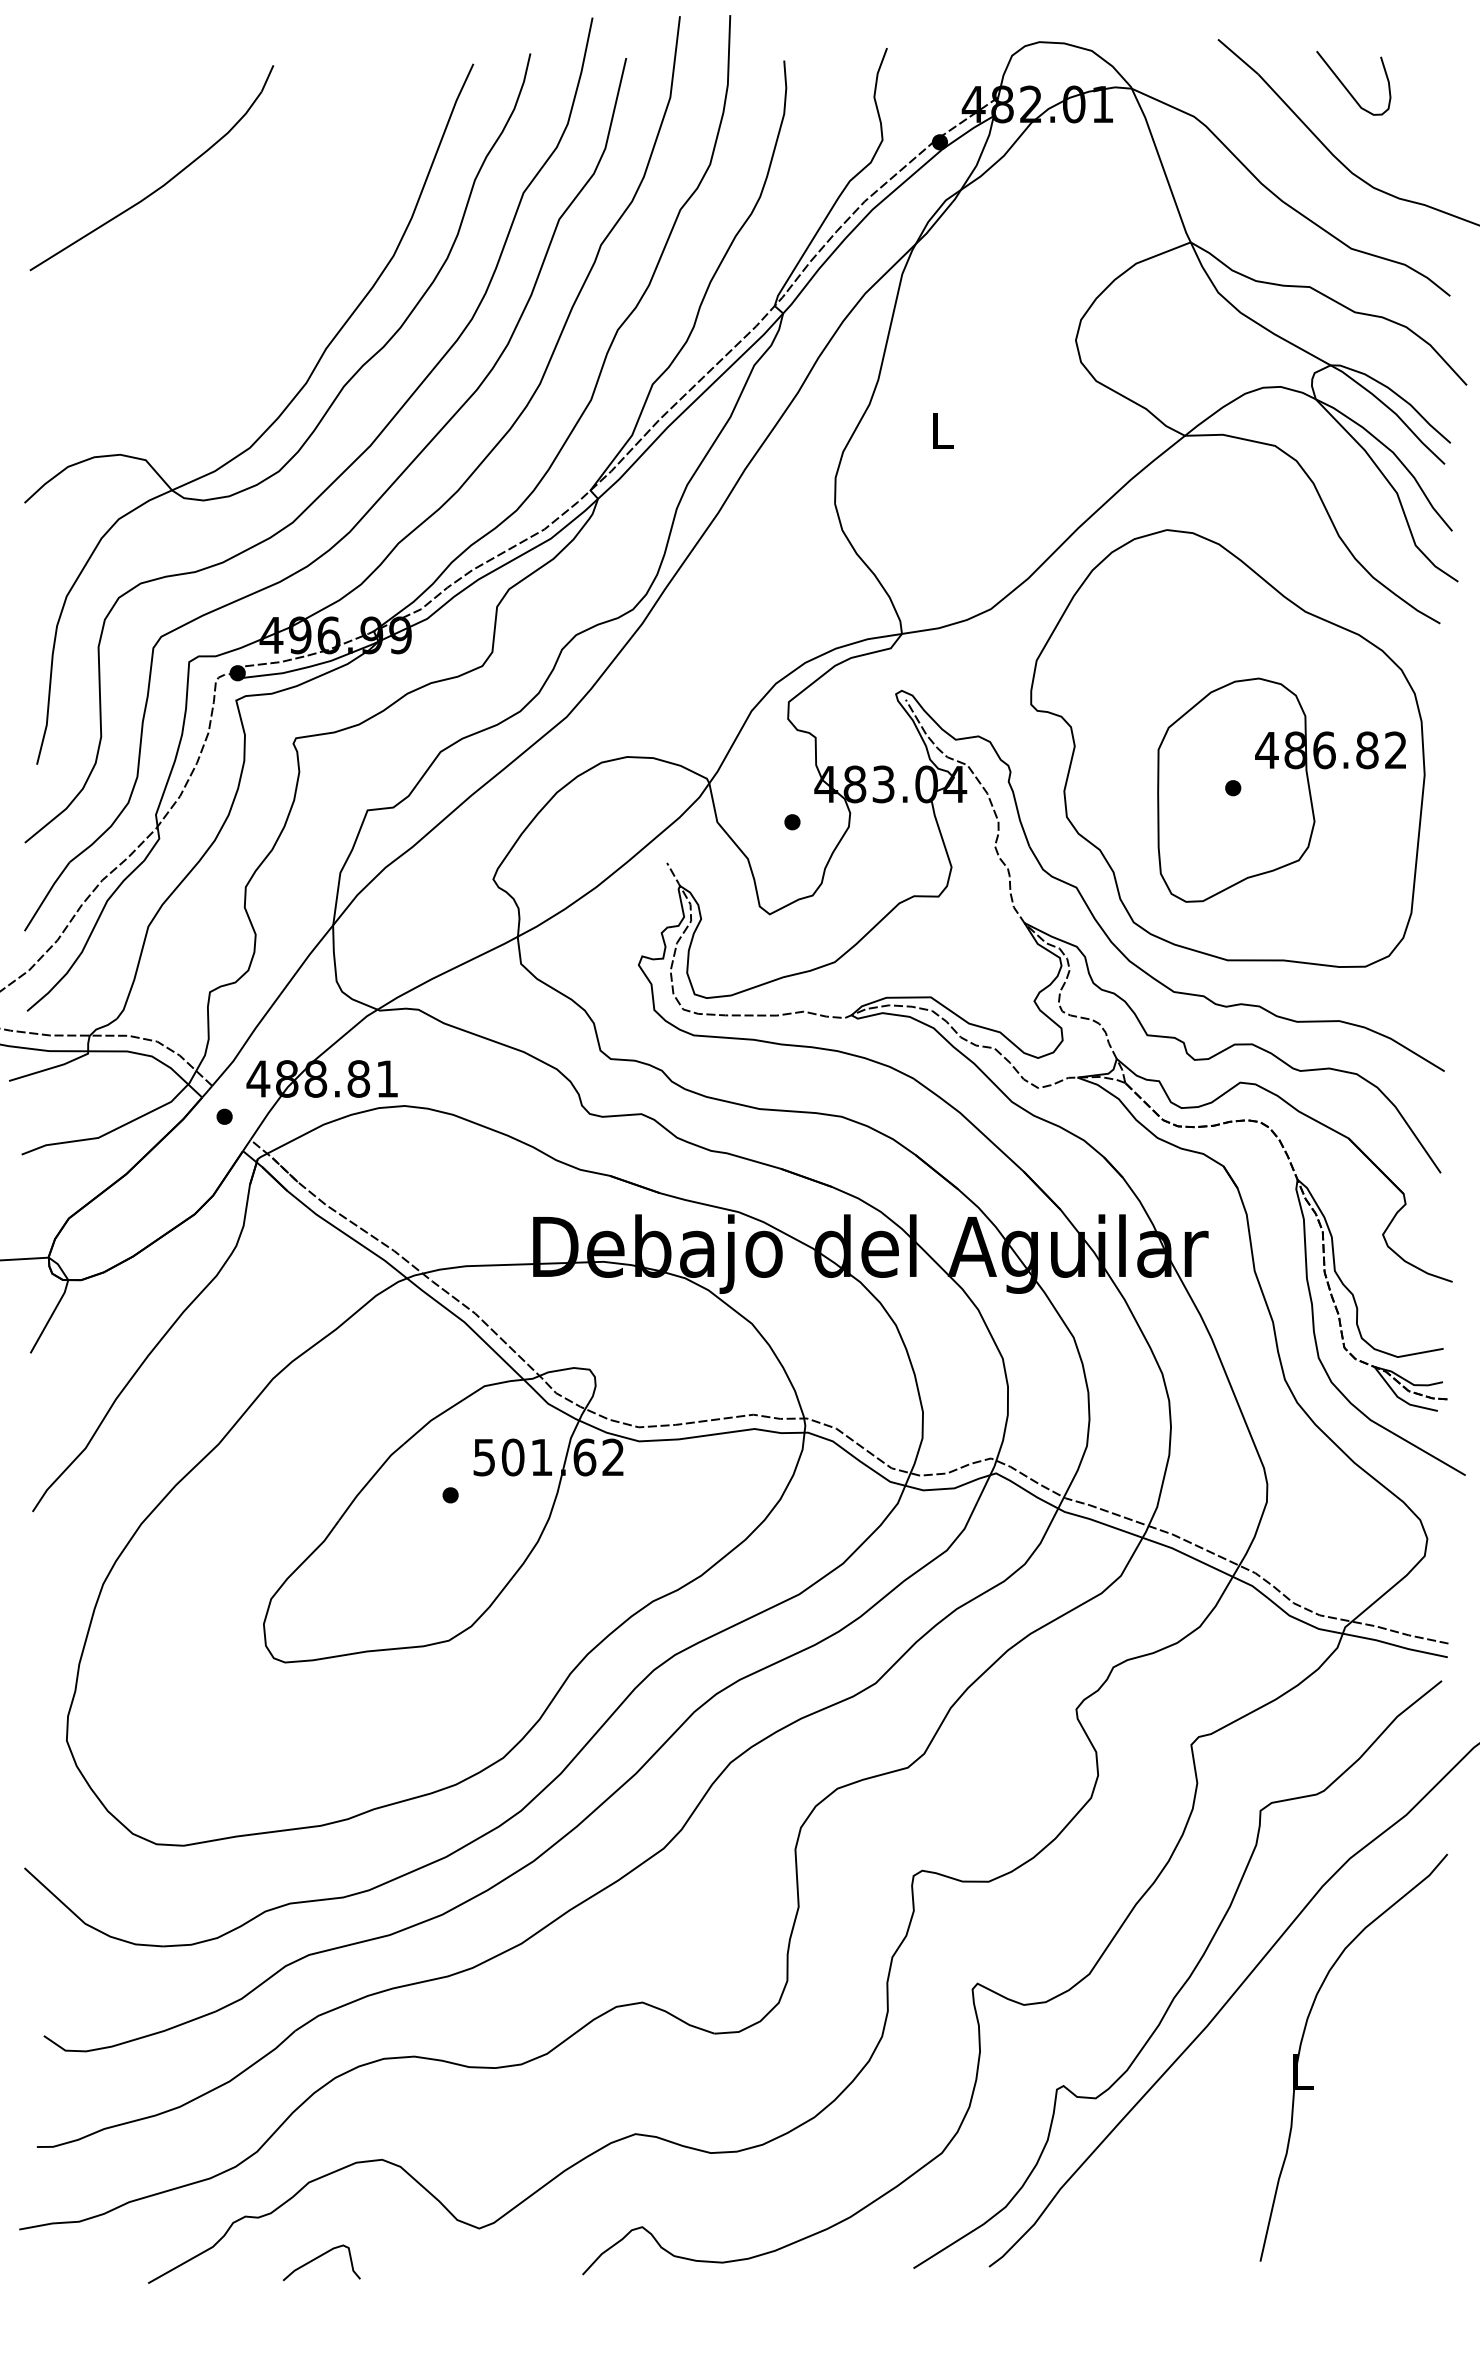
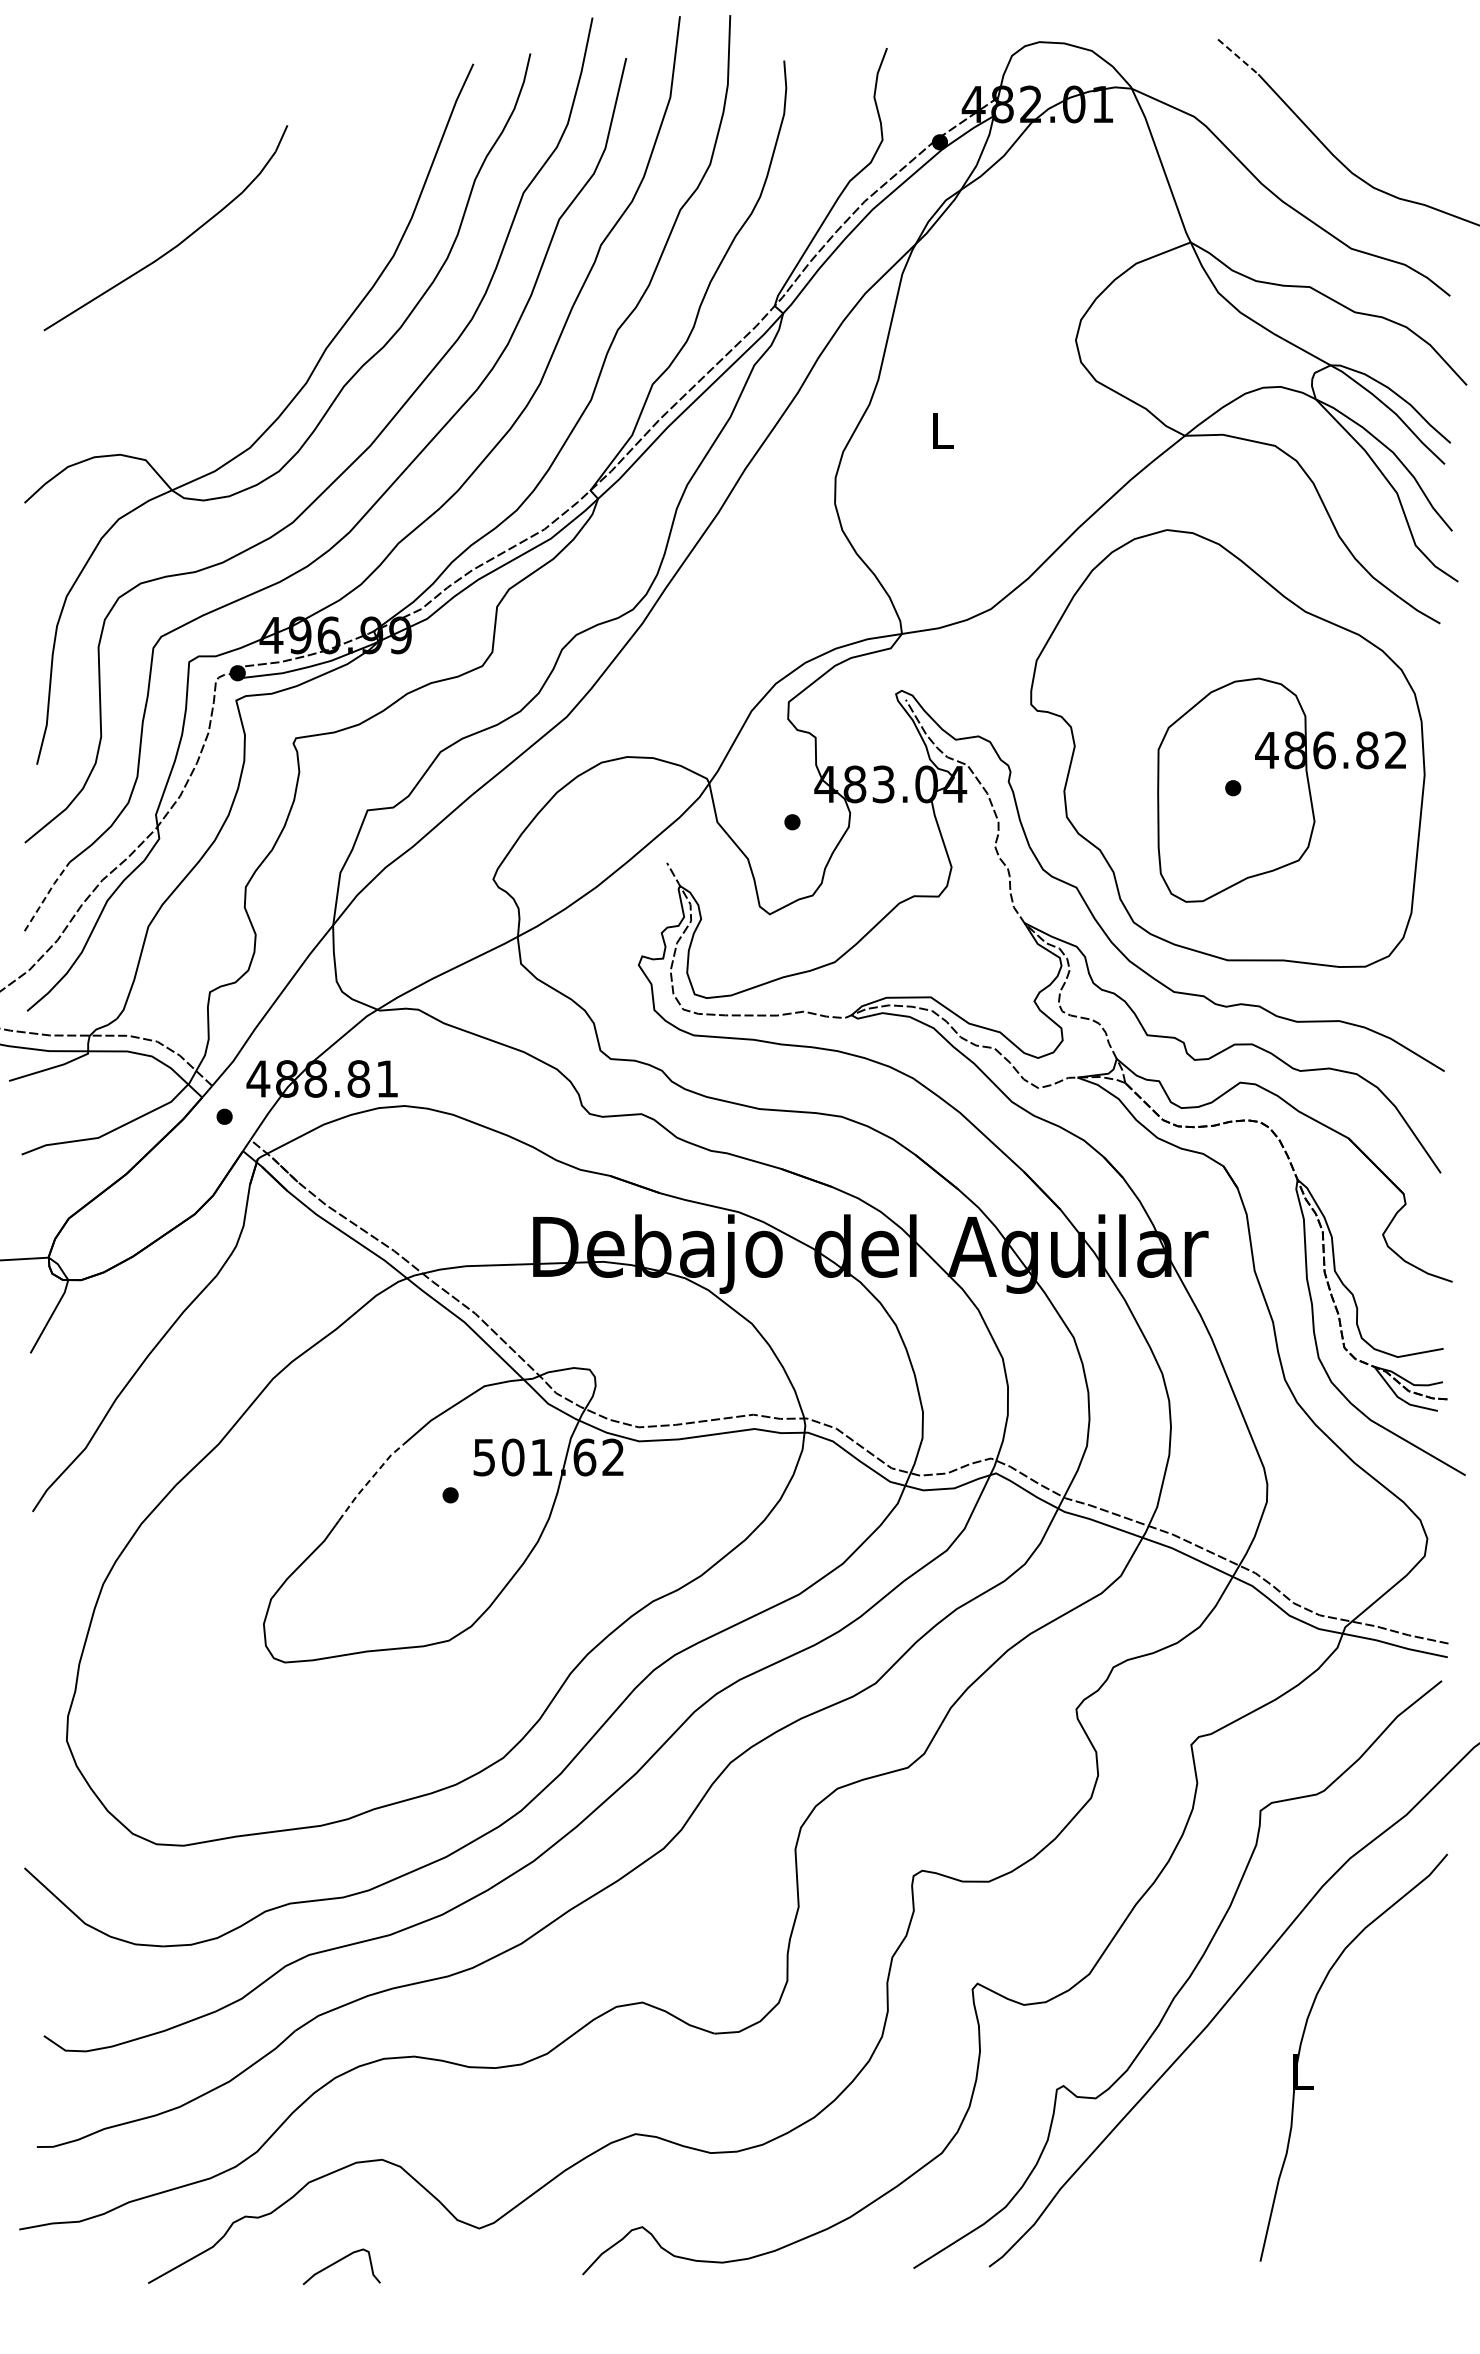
line: solid -> dashed (1238, 56)
curve: present -> none (1347, 88)
part position: (165, 182) -> (179, 242) (179, 242)
line: solid -> dashed (47, 895)
line: solid -> dashed (369, 1480)
curve position: (318, 2258) -> (338, 2262) (338, 2262)
